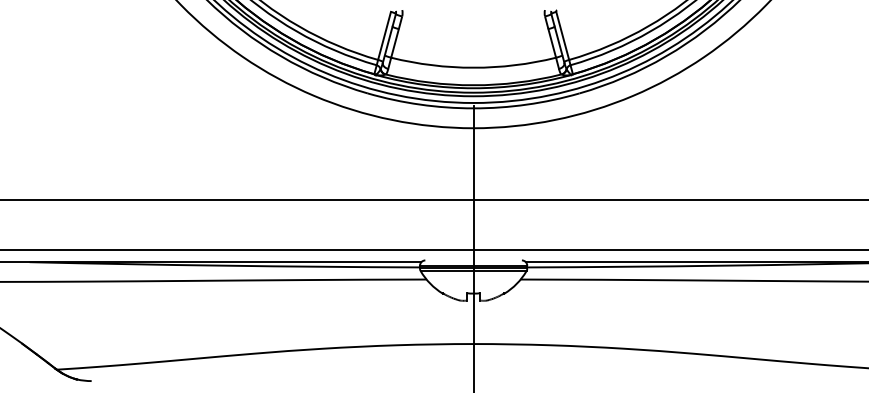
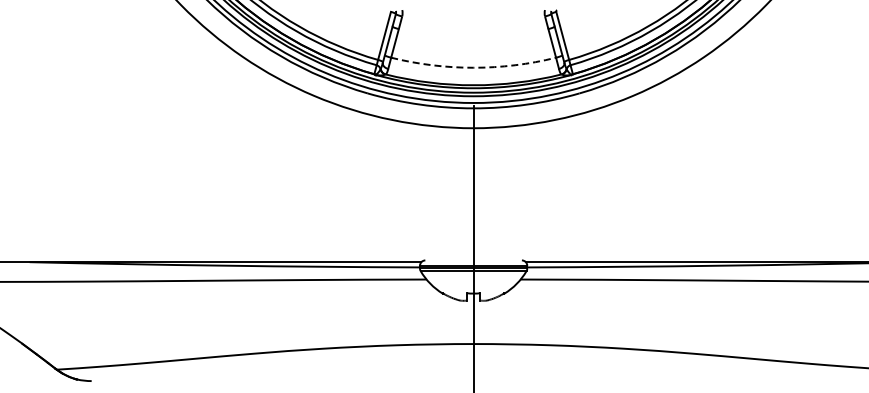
arc: solid -> dashed (473, 67)
line: present -> none (433, 199)
line: present -> none (433, 250)
